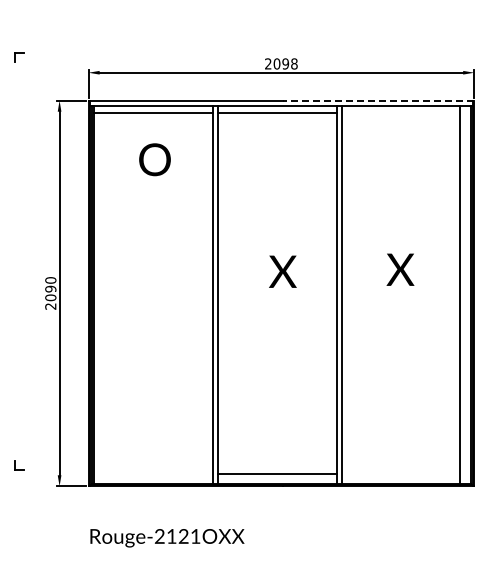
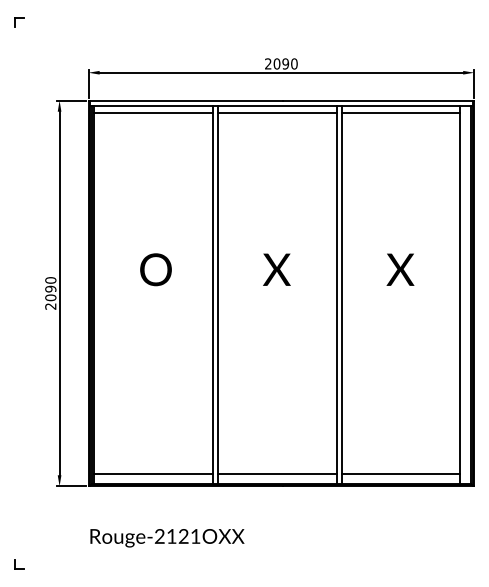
part position: (19, 57) -> (19, 22) (19, 22)
text: 2098 -> 2090 (294, 63)
line: dashed -> solid (378, 100)
line: none -> present (400, 113)
text position: (154, 159) -> (155, 269) (155, 269)
text position: (282, 271) -> (276, 269) (276, 269)
part position: (19, 465) -> (19, 564) (19, 564)
line: none -> present (153, 474)
line: none -> present (400, 474)
